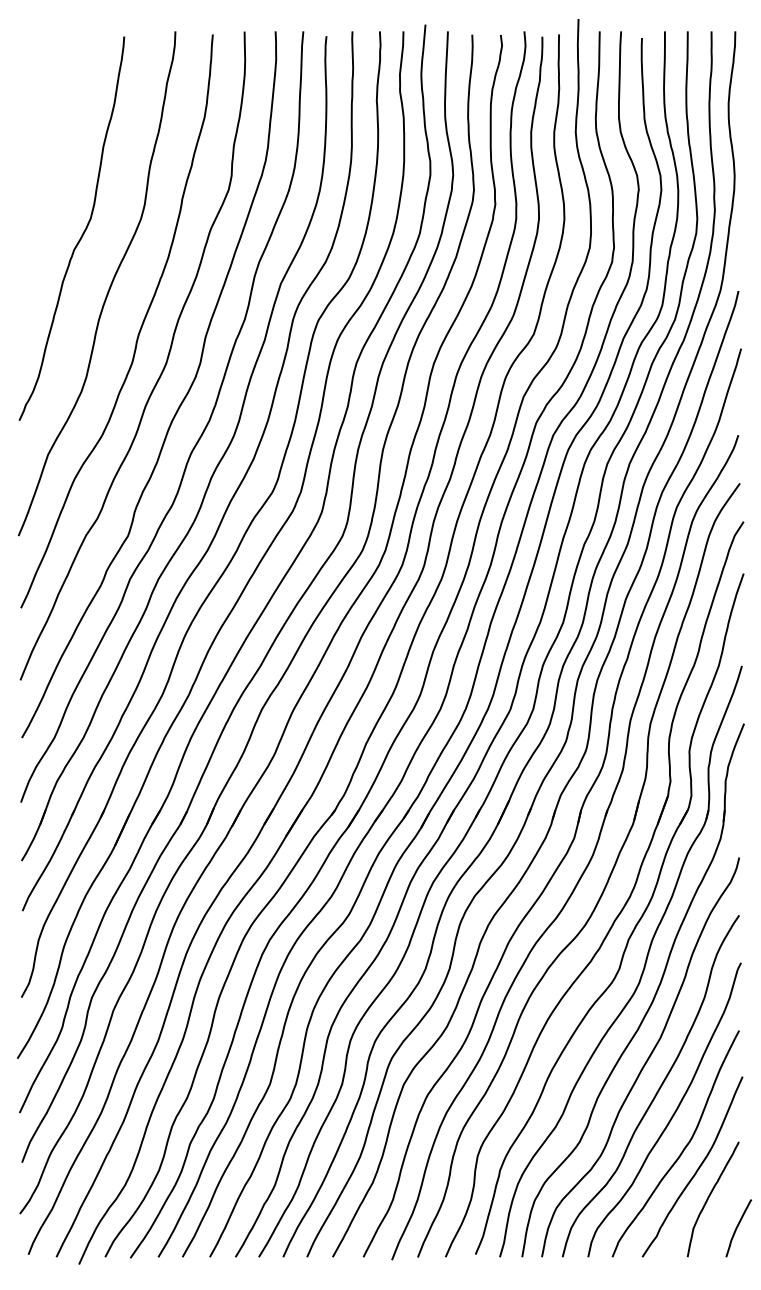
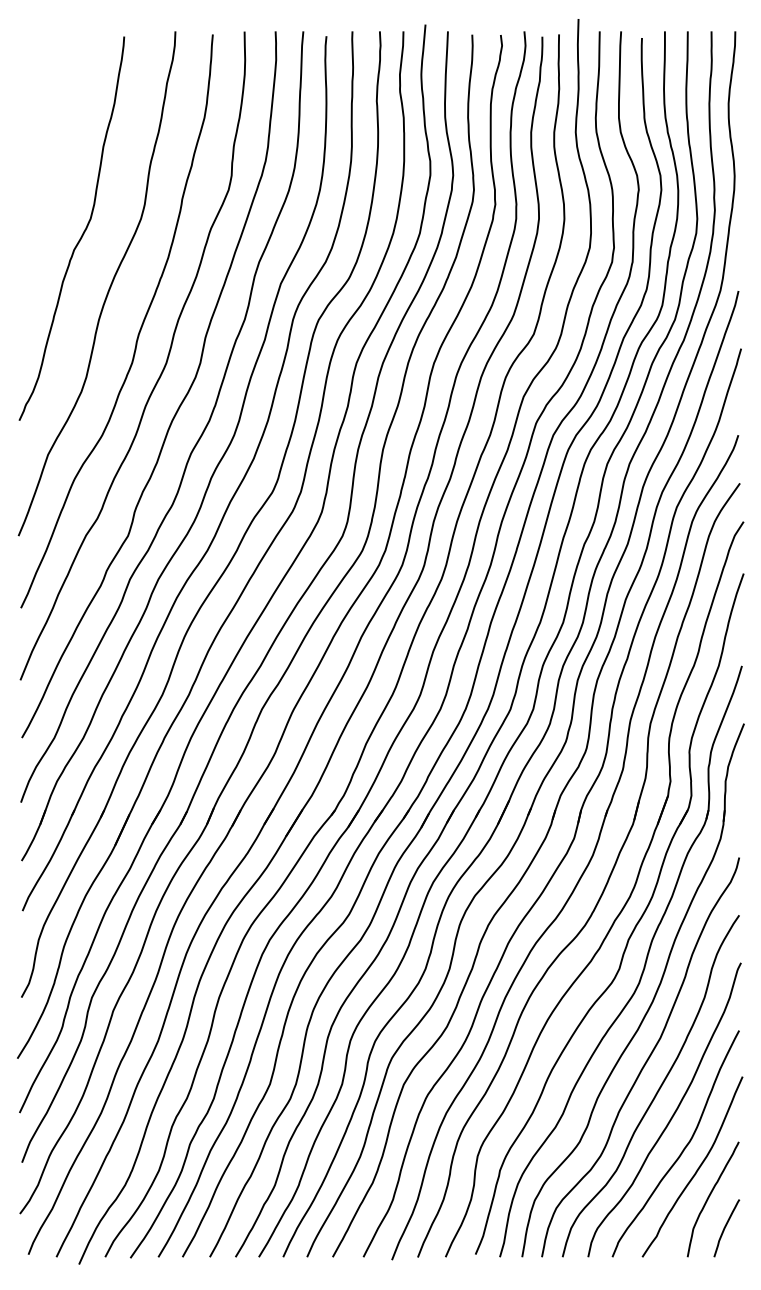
curve position: (737, 1228) -> (725, 1228) (725, 1228)
